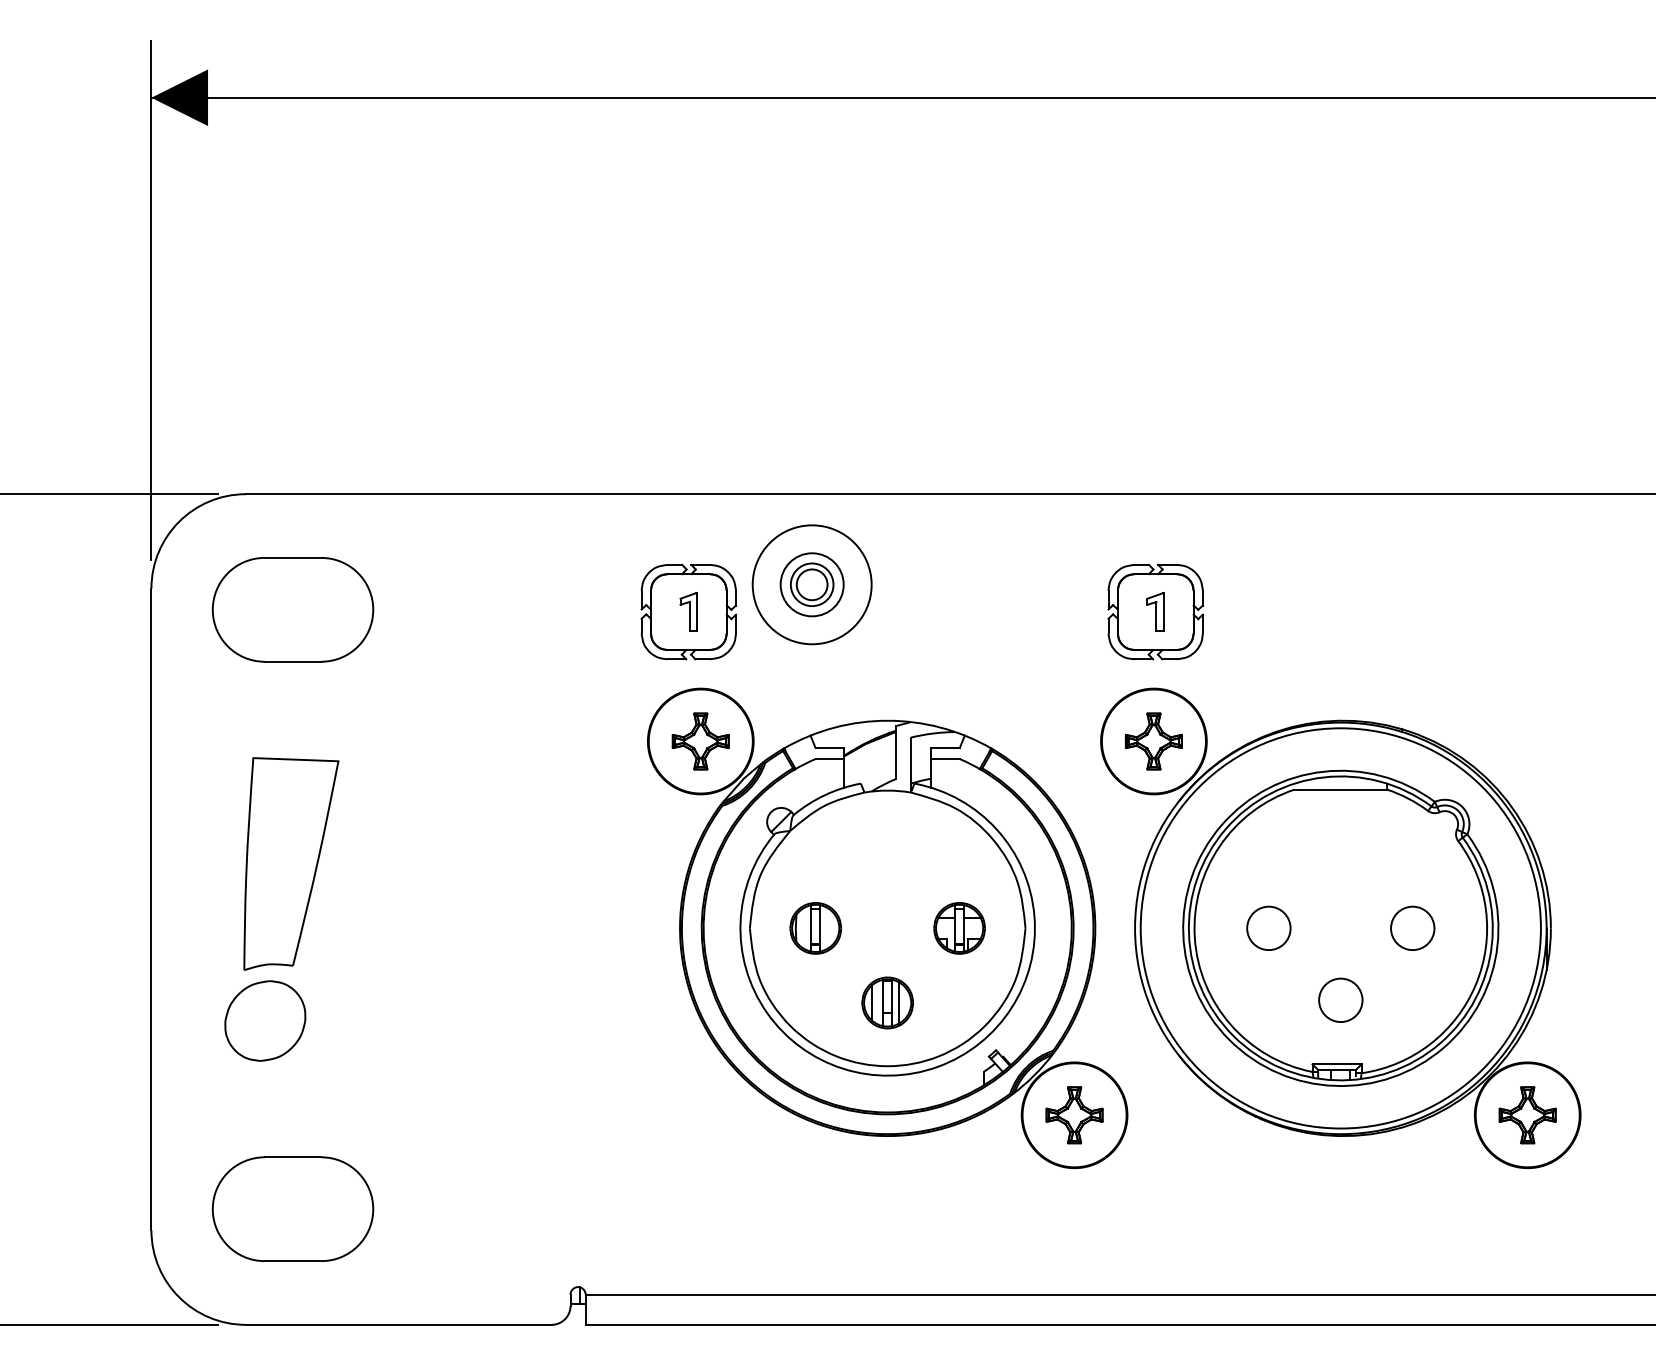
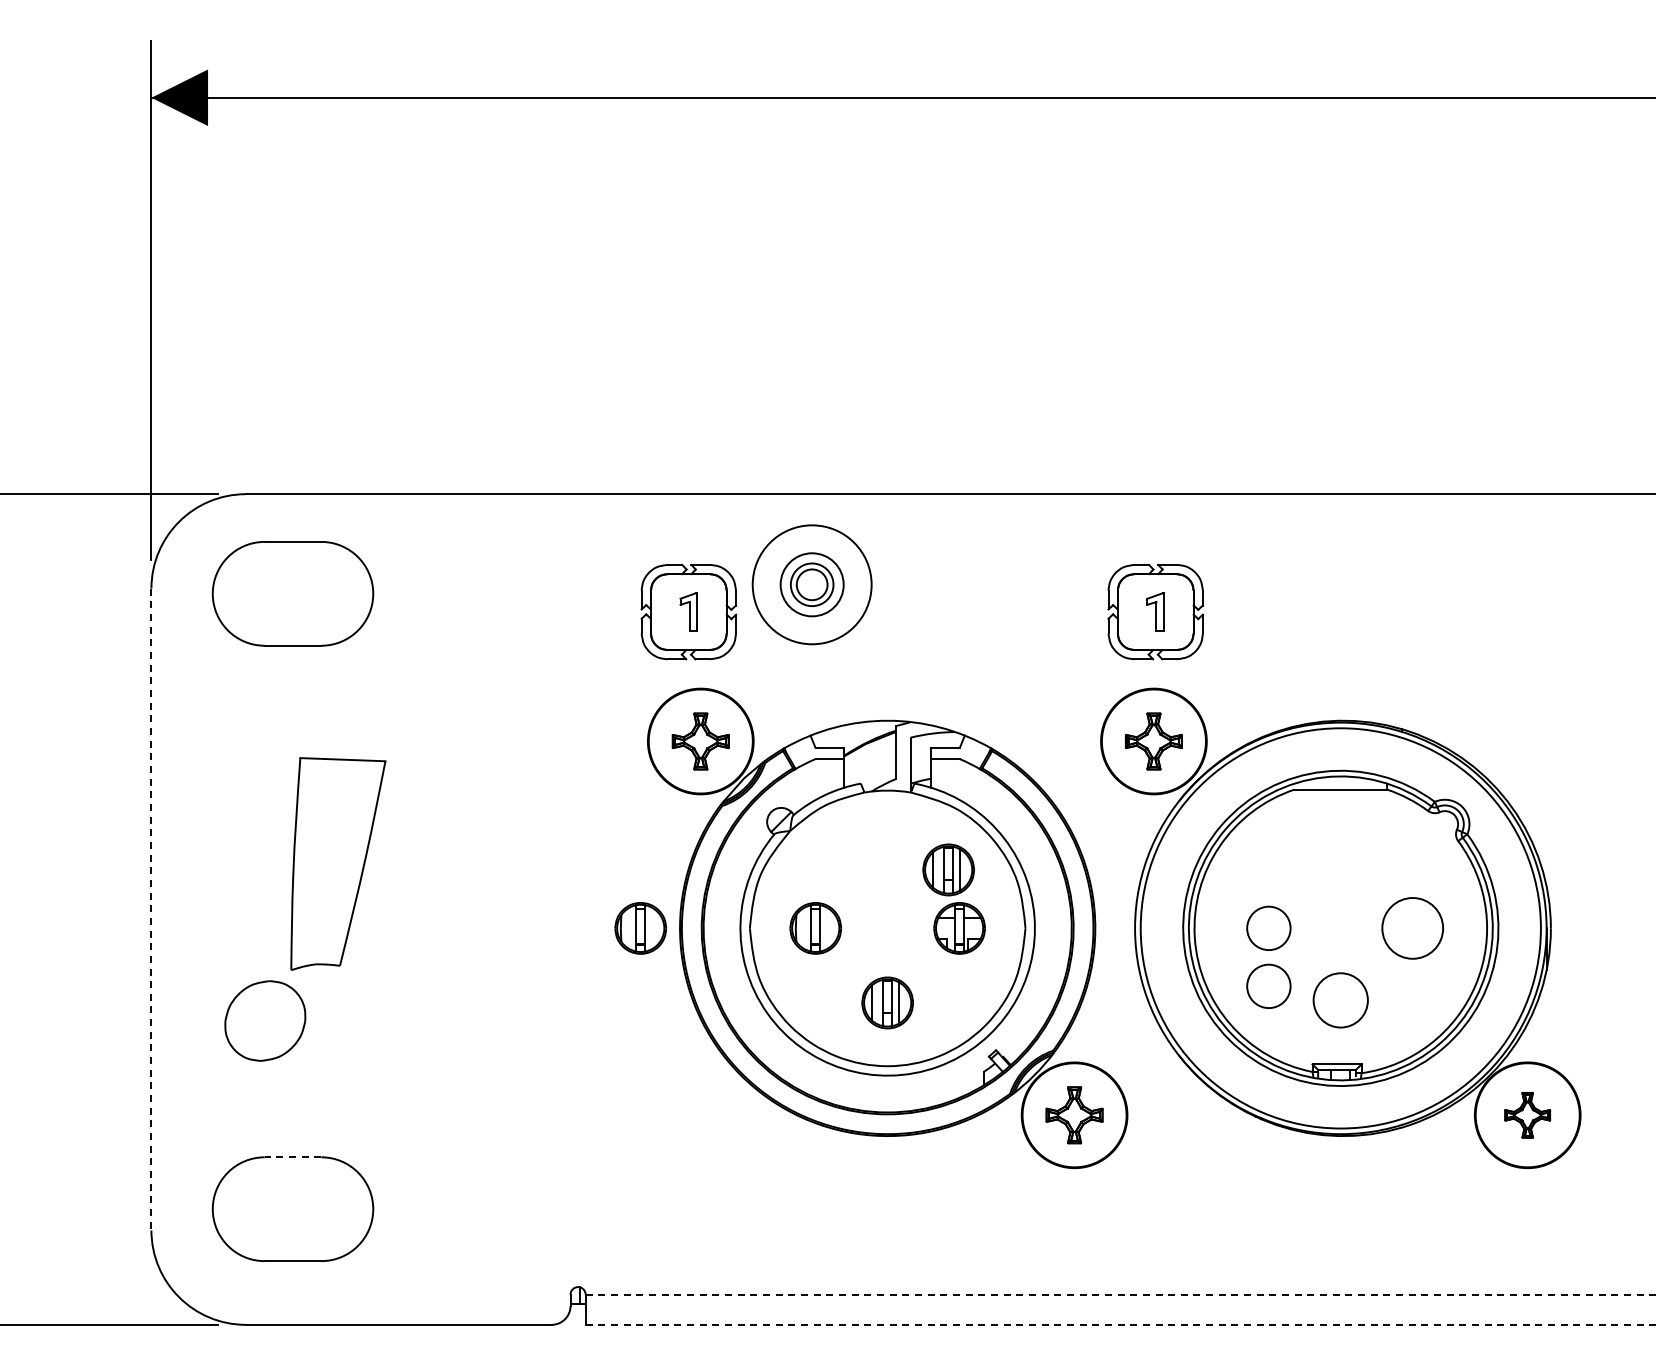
part position: (292, 609) -> (292, 593) (292, 593)
part position: (291, 863) -> (338, 863) (338, 863)
part: none -> present (948, 869)
line: solid -> dashed (151, 909)
part: none -> present (640, 928)
circle diameter: 43 px -> 61 px (1412, 928)
circle: none -> present (1268, 985)
circle size: 46x46 px -> 57x57 px (1340, 1000)
part size: 59x59 px -> 48x48 px (1527, 1114)
line: solid -> dashed (292, 1157)
line: solid -> dashed (1121, 1294)
line: solid -> dashed (1121, 1324)
